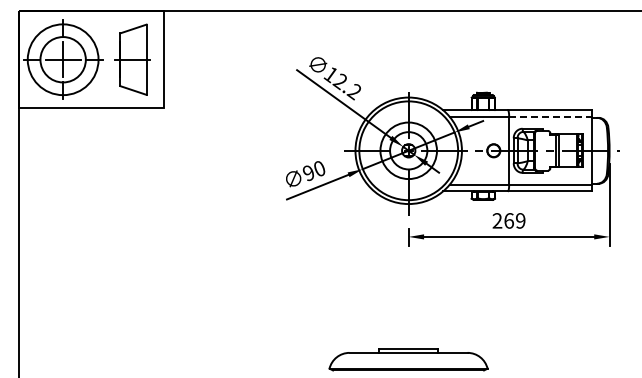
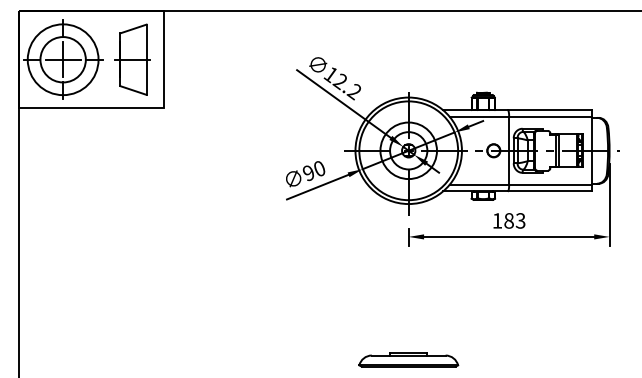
line: dashed -> solid (551, 116)
text: 269 -> 183 (508, 220)
part size: 161x24 px -> 102x16 px (408, 359)
